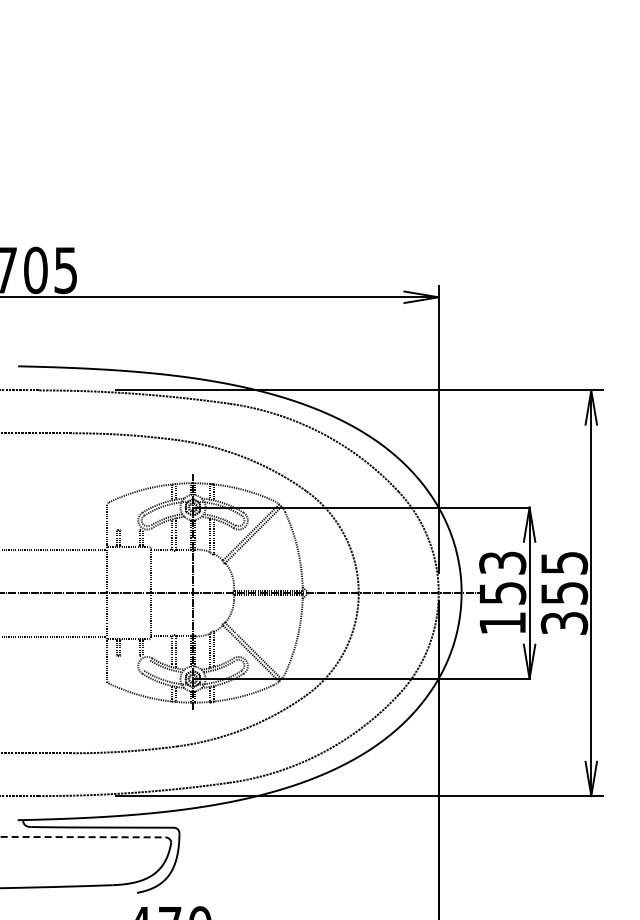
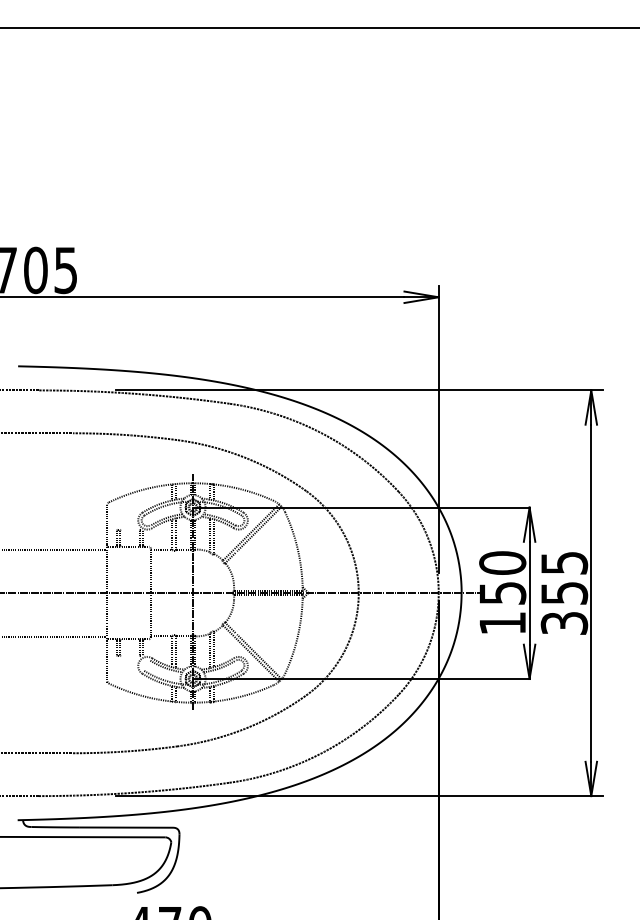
line: none -> present (319, 27)
text: 153 -> 150 (502, 562)
line: dashed -> solid (83, 837)
